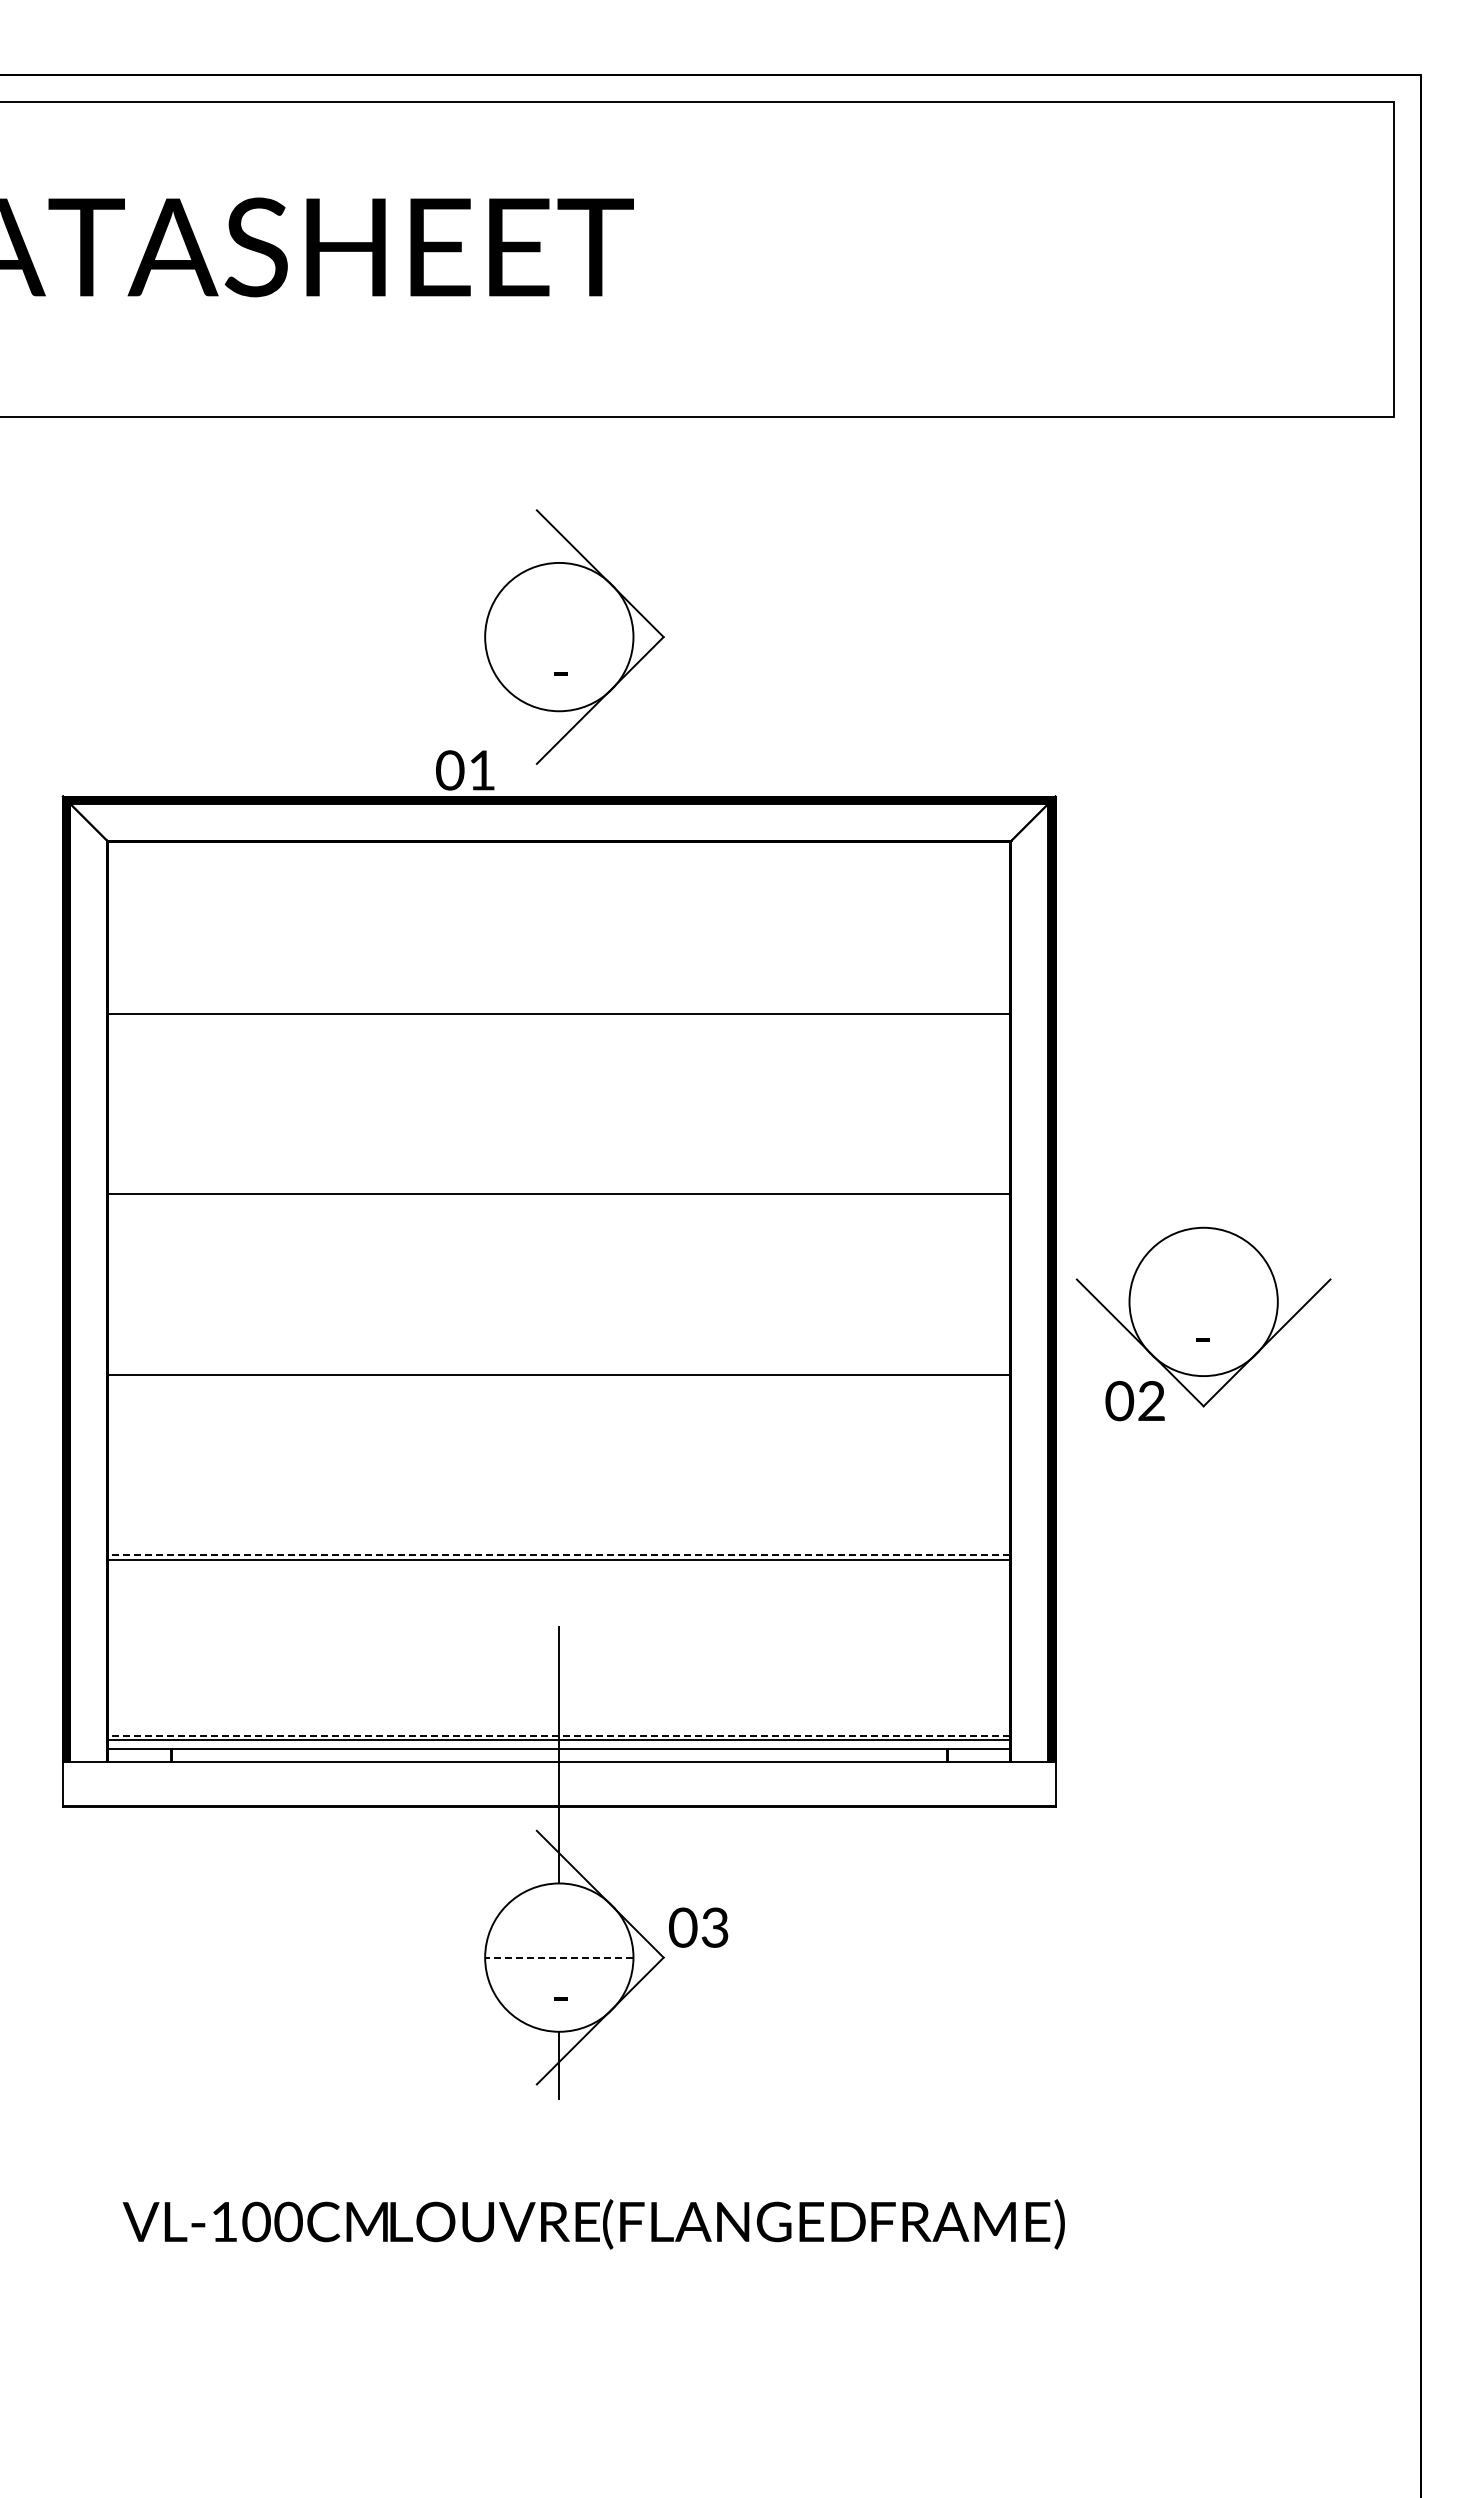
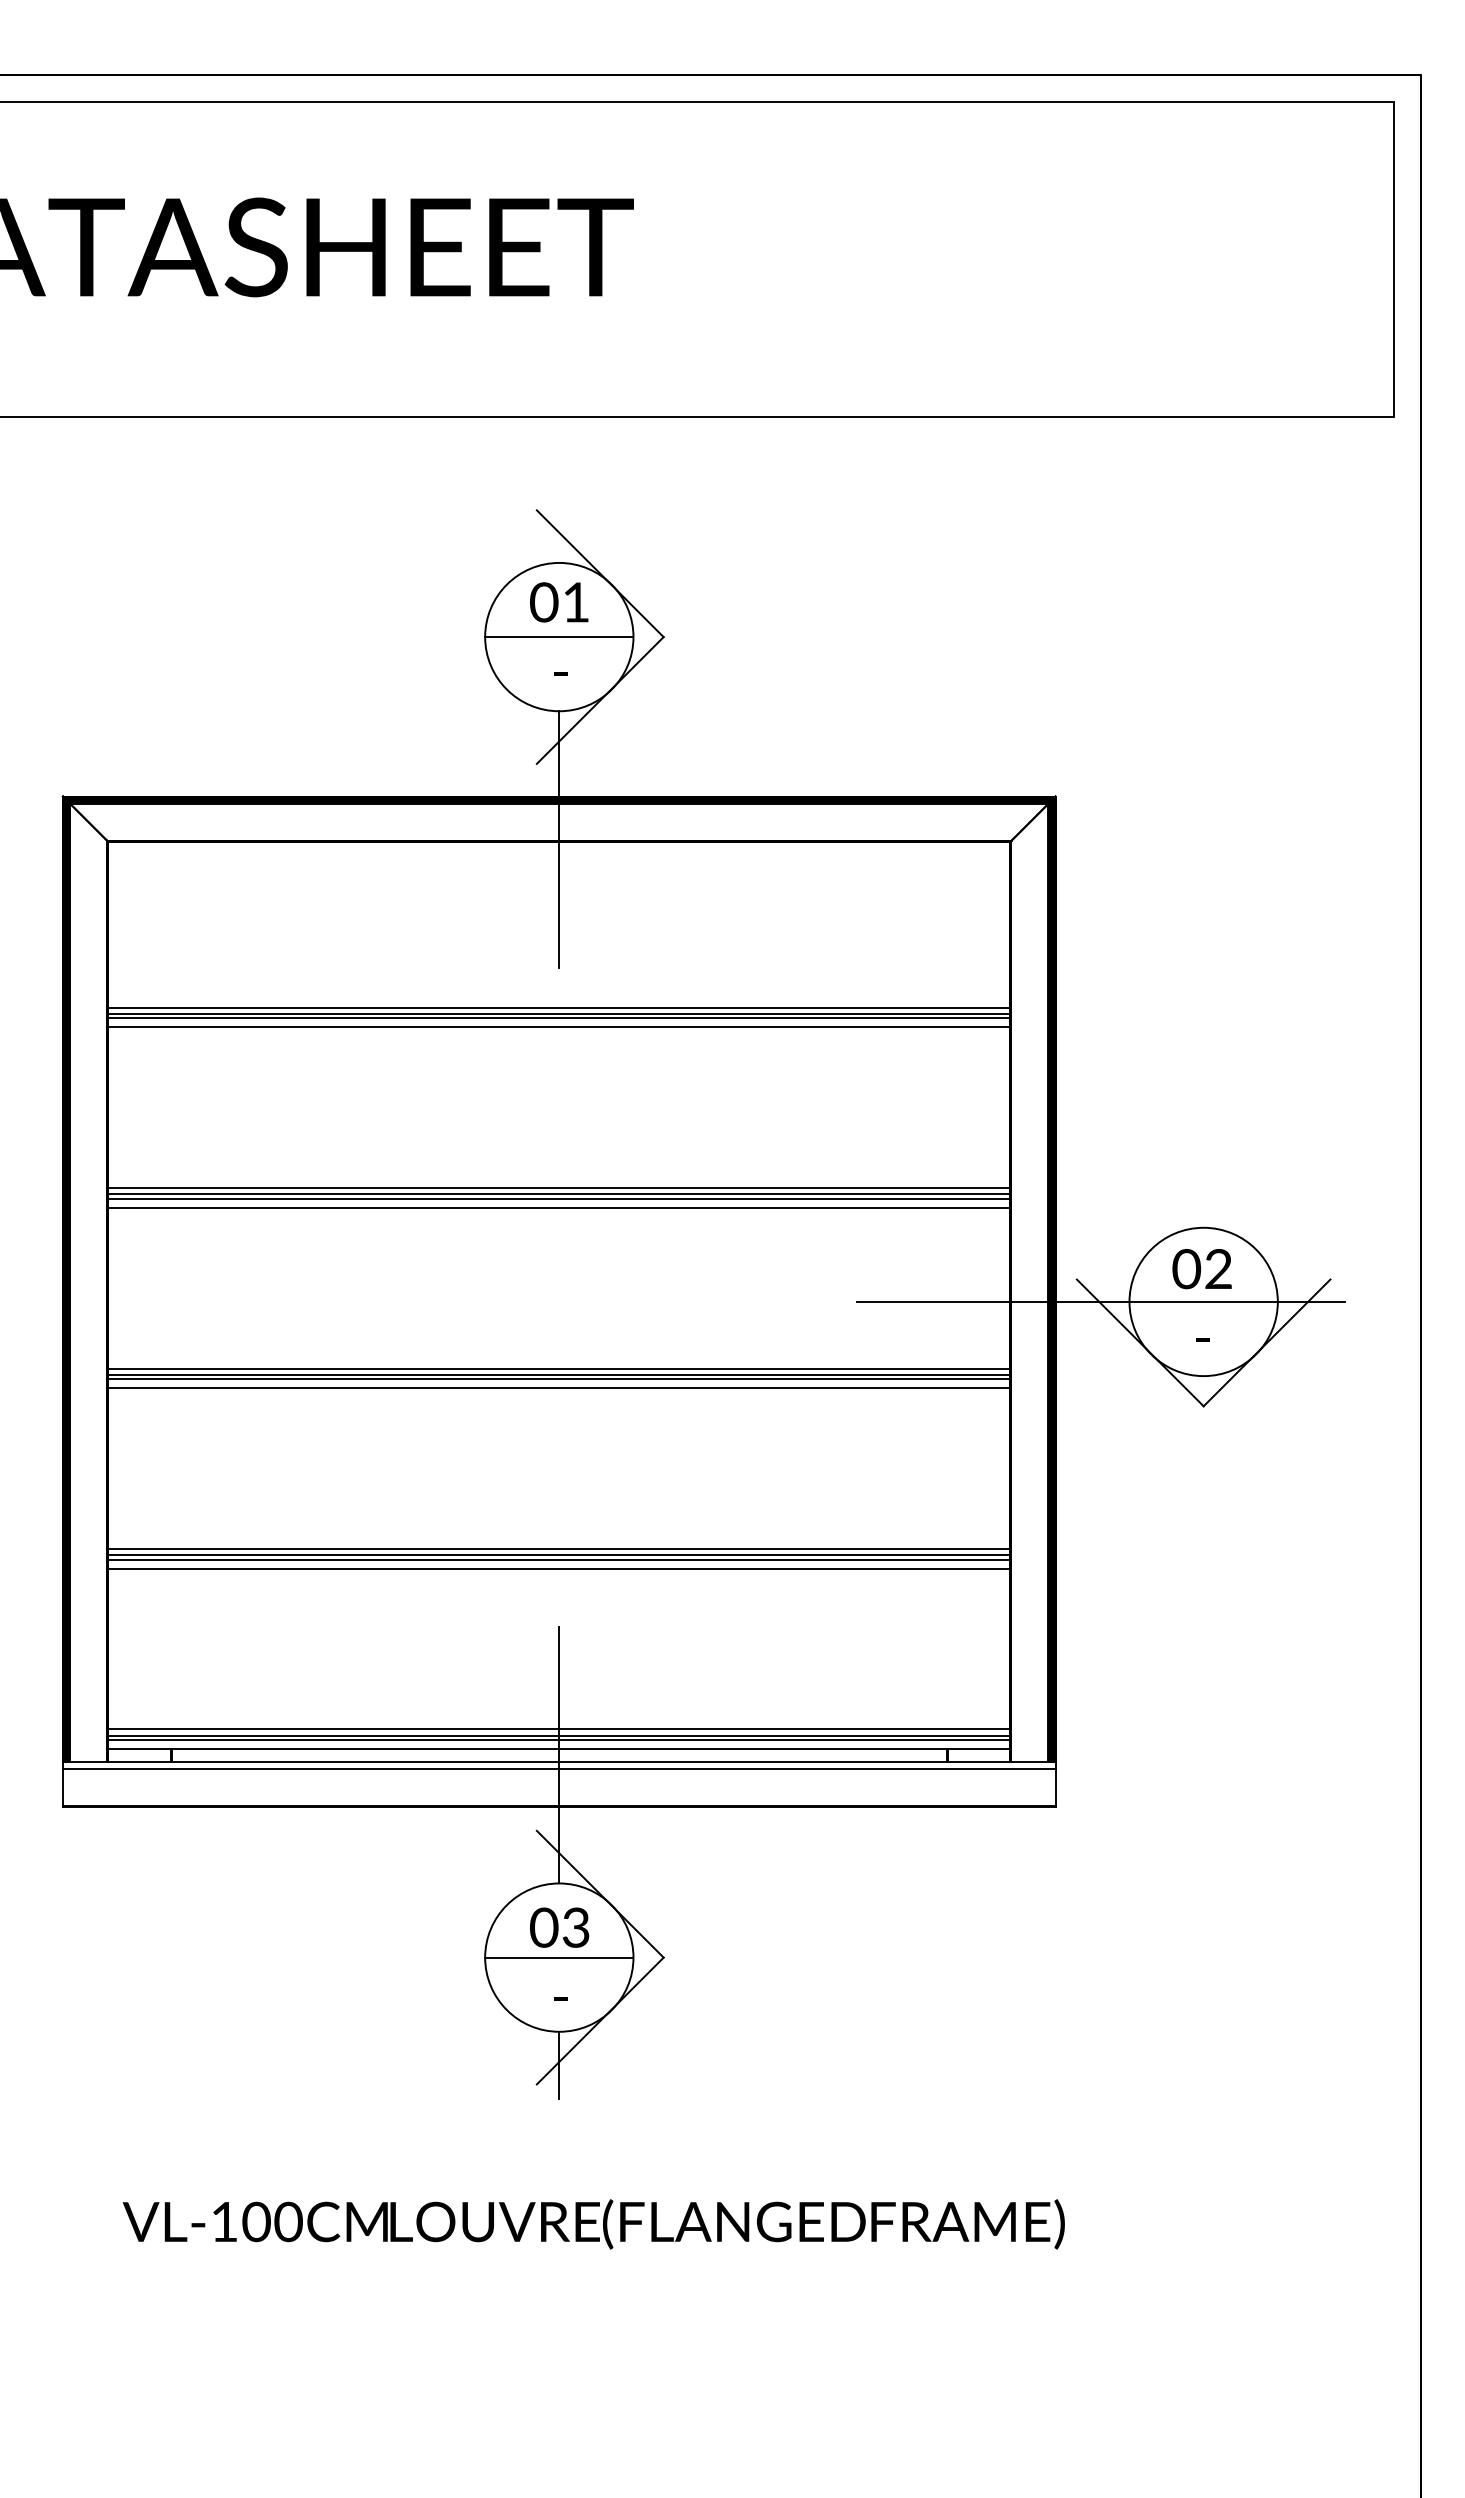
line: none -> present (559, 637)
text position: (465, 770) -> (559, 602) (559, 602)
line: none -> present (559, 839)
line: none -> present (559, 1007)
line: none -> present (559, 1018)
line: none -> present (559, 1027)
line: none -> present (559, 1188)
line: none -> present (559, 1198)
line: none -> present (559, 1207)
line: none -> present (1101, 1301)
line: none -> present (559, 1368)
line: none -> present (559, 1379)
line: none -> present (559, 1388)
text position: (1134, 1401) -> (1201, 1269) (1201, 1269)
line: none -> present (559, 1548)
line: dashed -> solid (558, 1555)
line: none -> present (559, 1568)
line: none -> present (559, 1729)
line: dashed -> solid (558, 1735)
line: none -> present (559, 1769)
text position: (698, 1927) -> (559, 1927) (559, 1927)
line: dashed -> solid (558, 1957)
